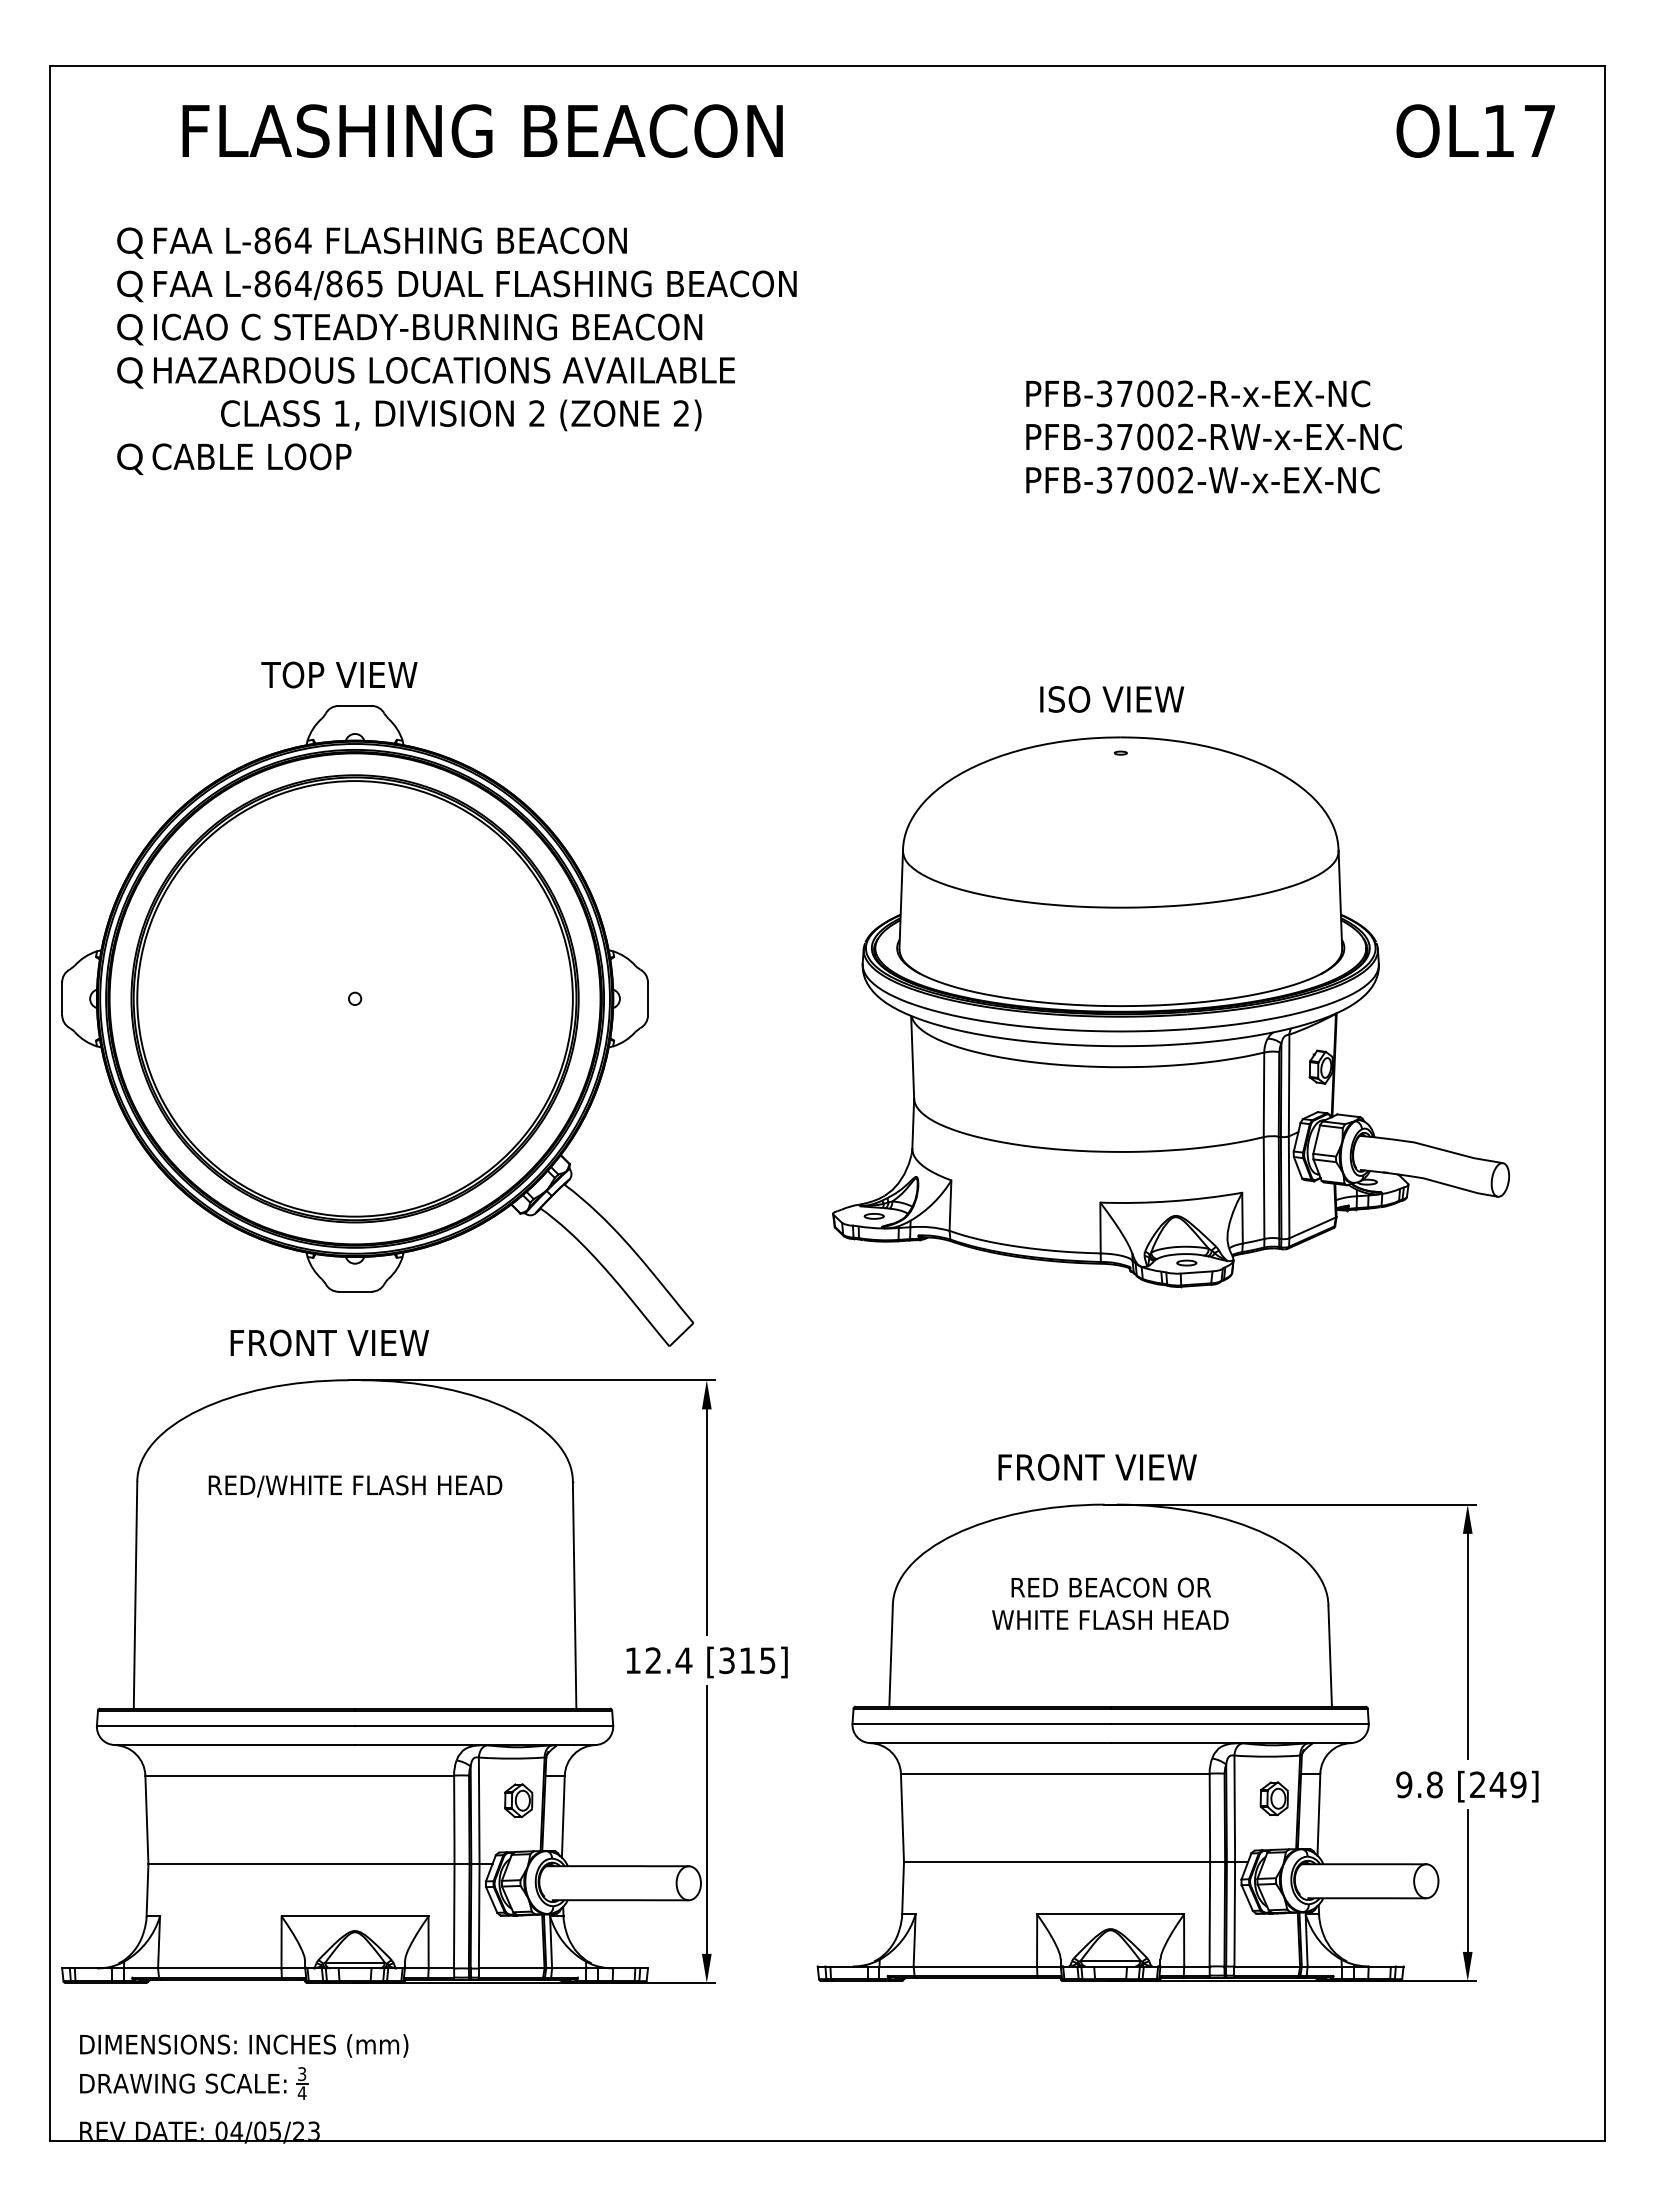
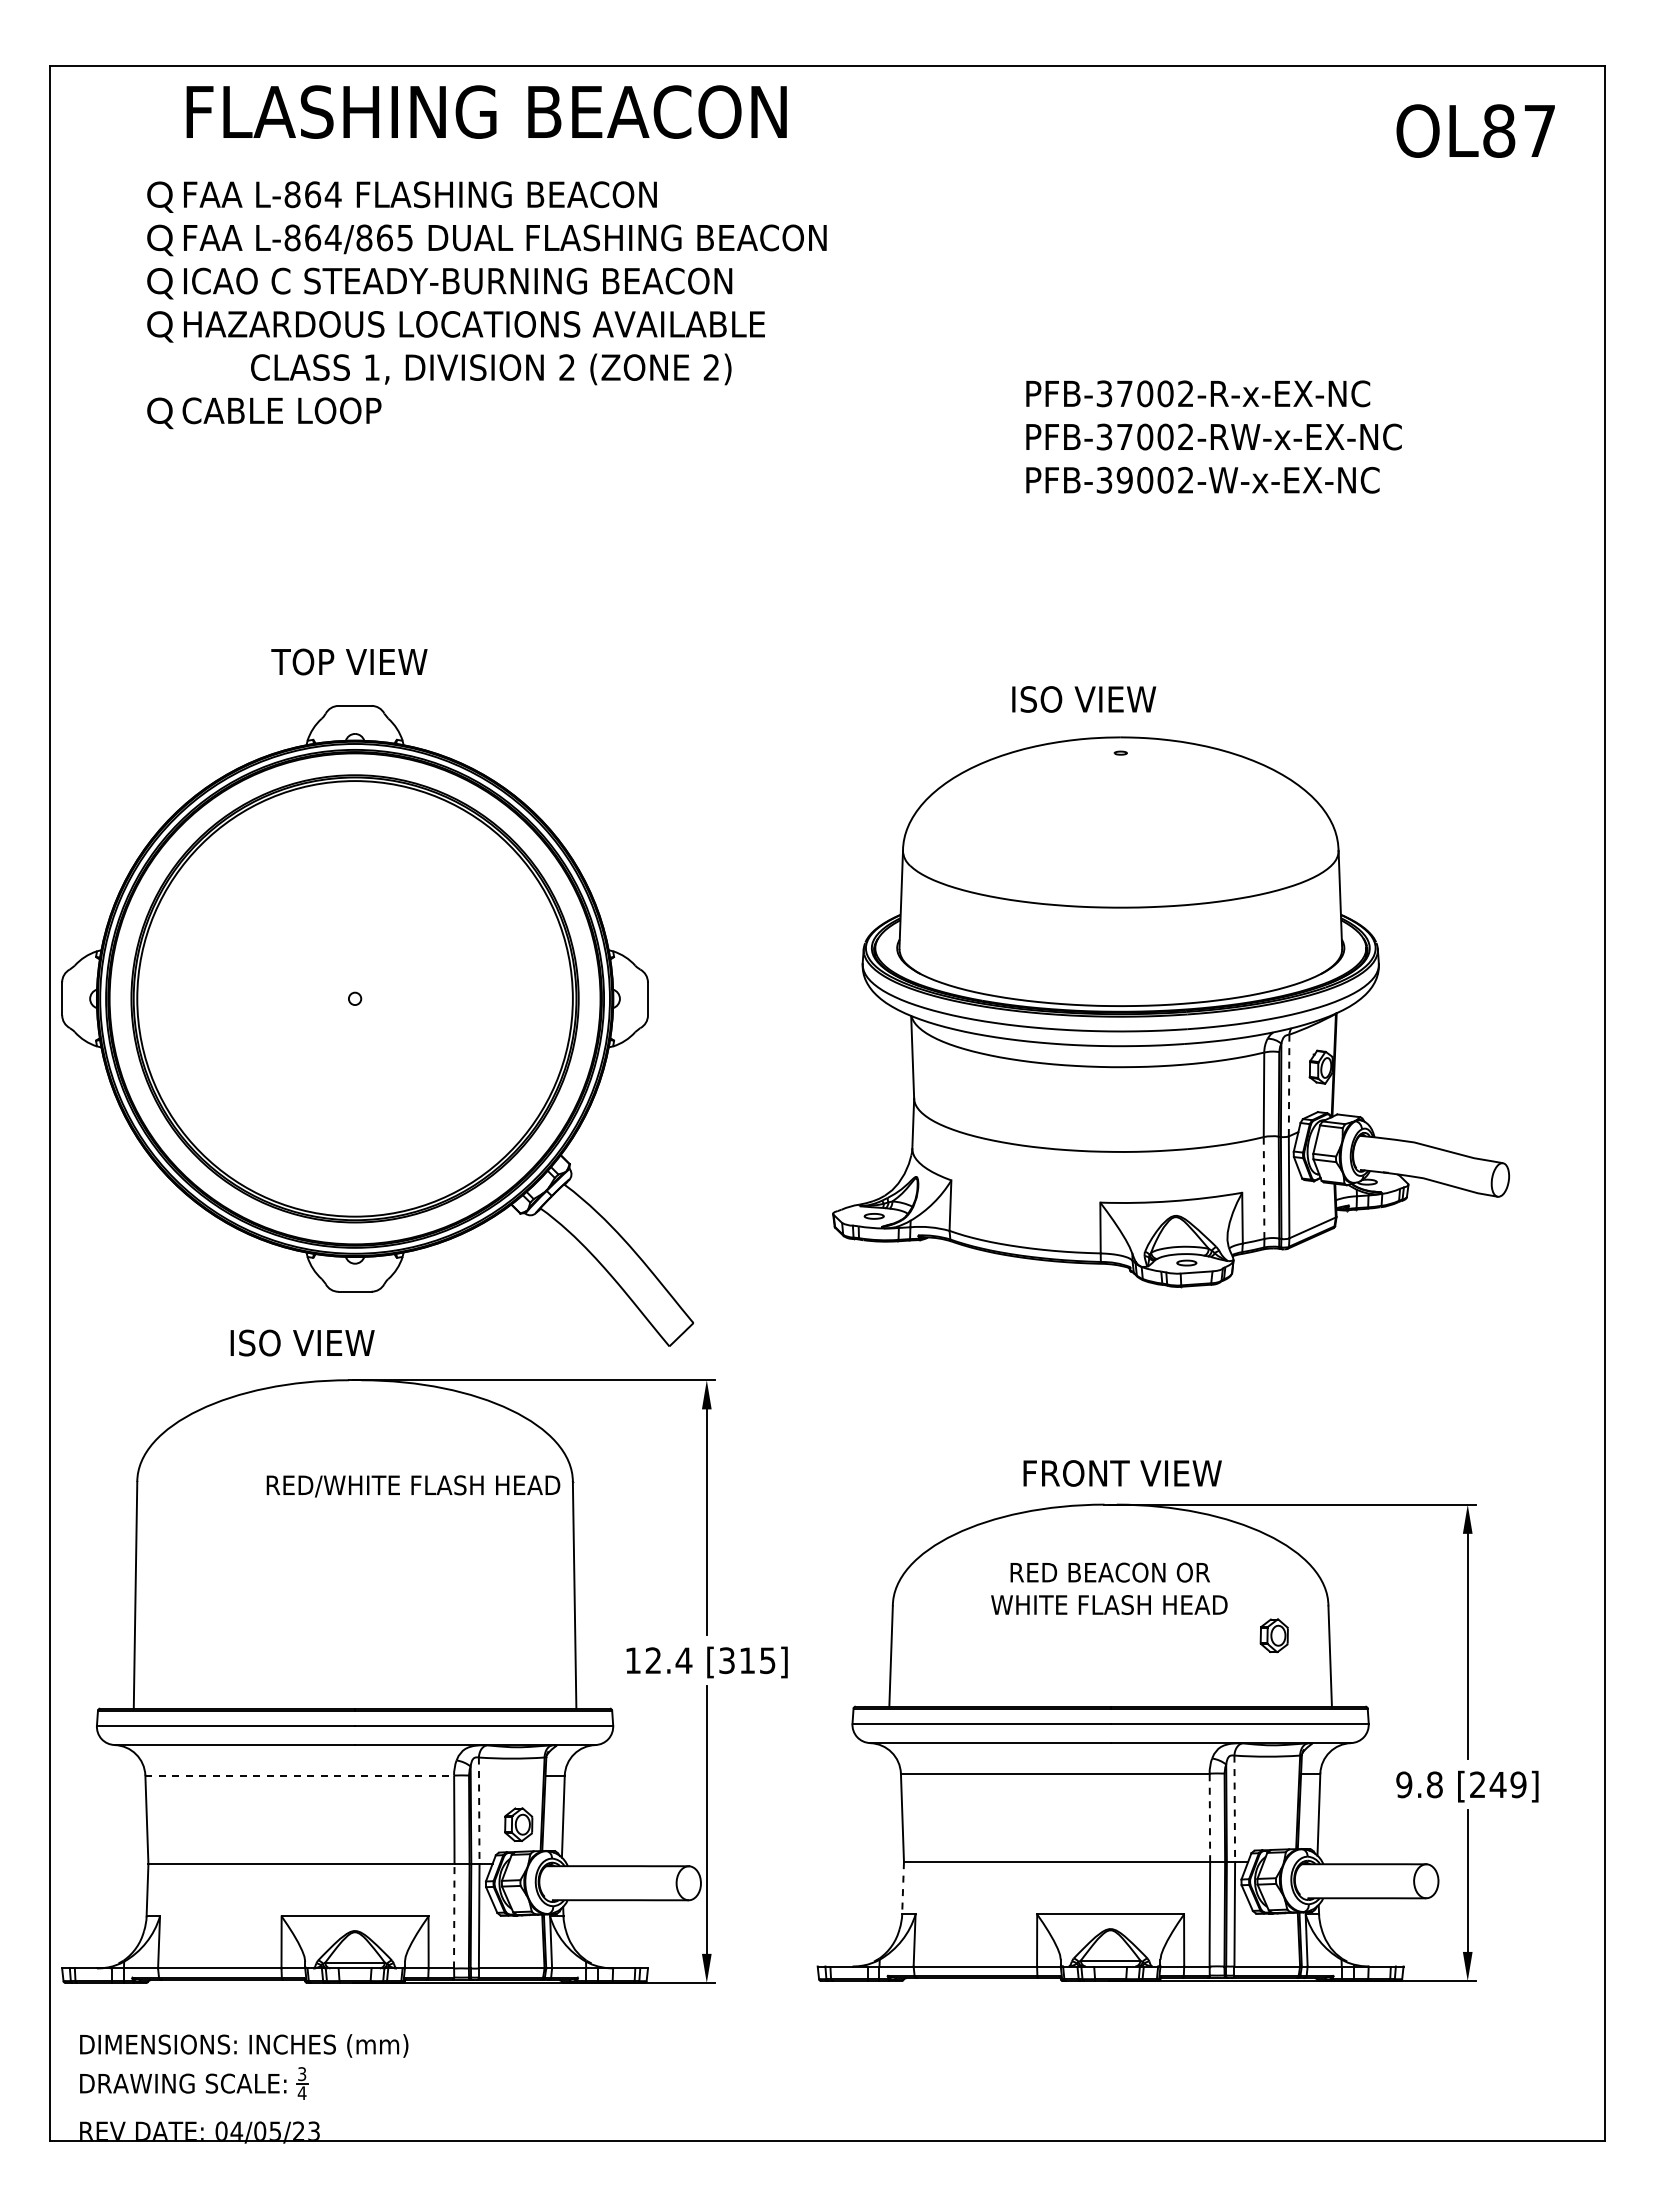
text position: (482, 130) -> (486, 111) (486, 111)
text: OL17 -> OL87 (1499, 130)
text position: (456, 351) -> (486, 305) (486, 305)
text: PFB-37002-W-x-EX-NC -> PFB-39002-W-x-EX-NC (1124, 479)
text position: (339, 674) -> (349, 661) (349, 661)
text position: (1112, 699) -> (1084, 699) (1084, 699)
line: solid -> dashed (1289, 1085)
line: solid -> dashed (1264, 1188)
text: FRONT VIEW -> ISO VIEW (330, 1342)
text position: (1097, 1467) -> (1122, 1473) (1122, 1473)
text position: (355, 1486) -> (413, 1486) (413, 1486)
text position: (1110, 1603) -> (1109, 1588) (1109, 1588)
line: solid -> dashed (300, 1775)
part position: (1273, 1798) -> (1273, 1635) (1273, 1635)
part position: (518, 1800) -> (518, 1824) (518, 1824)
line: solid -> dashed (1234, 1809)
line: solid -> dashed (479, 1811)
line: solid -> dashed (1209, 1818)
line: solid -> dashed (903, 1888)
line: solid -> dashed (454, 1916)
